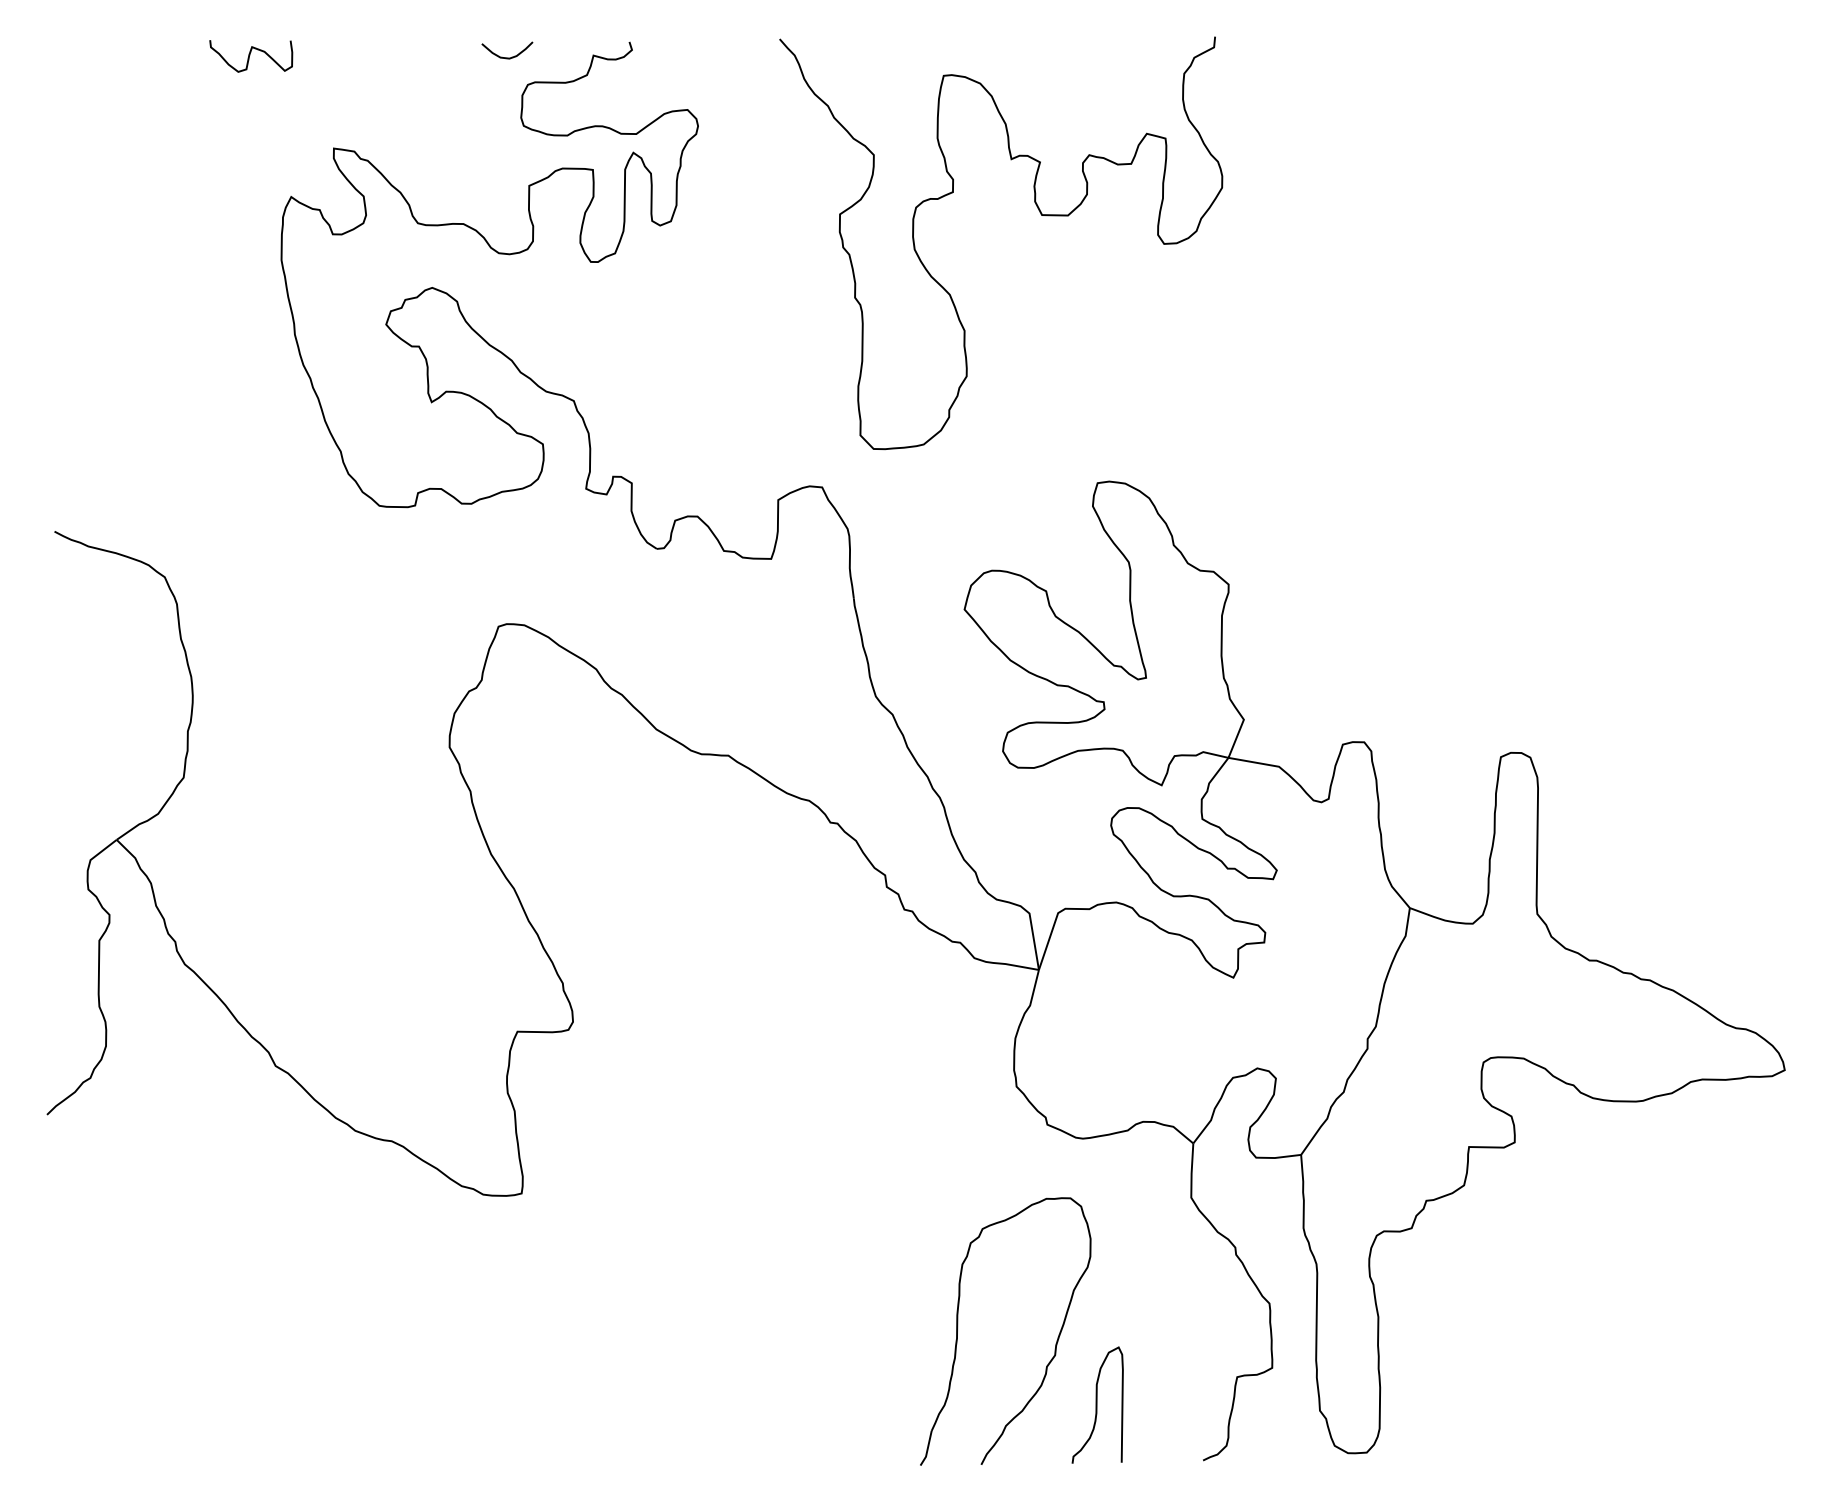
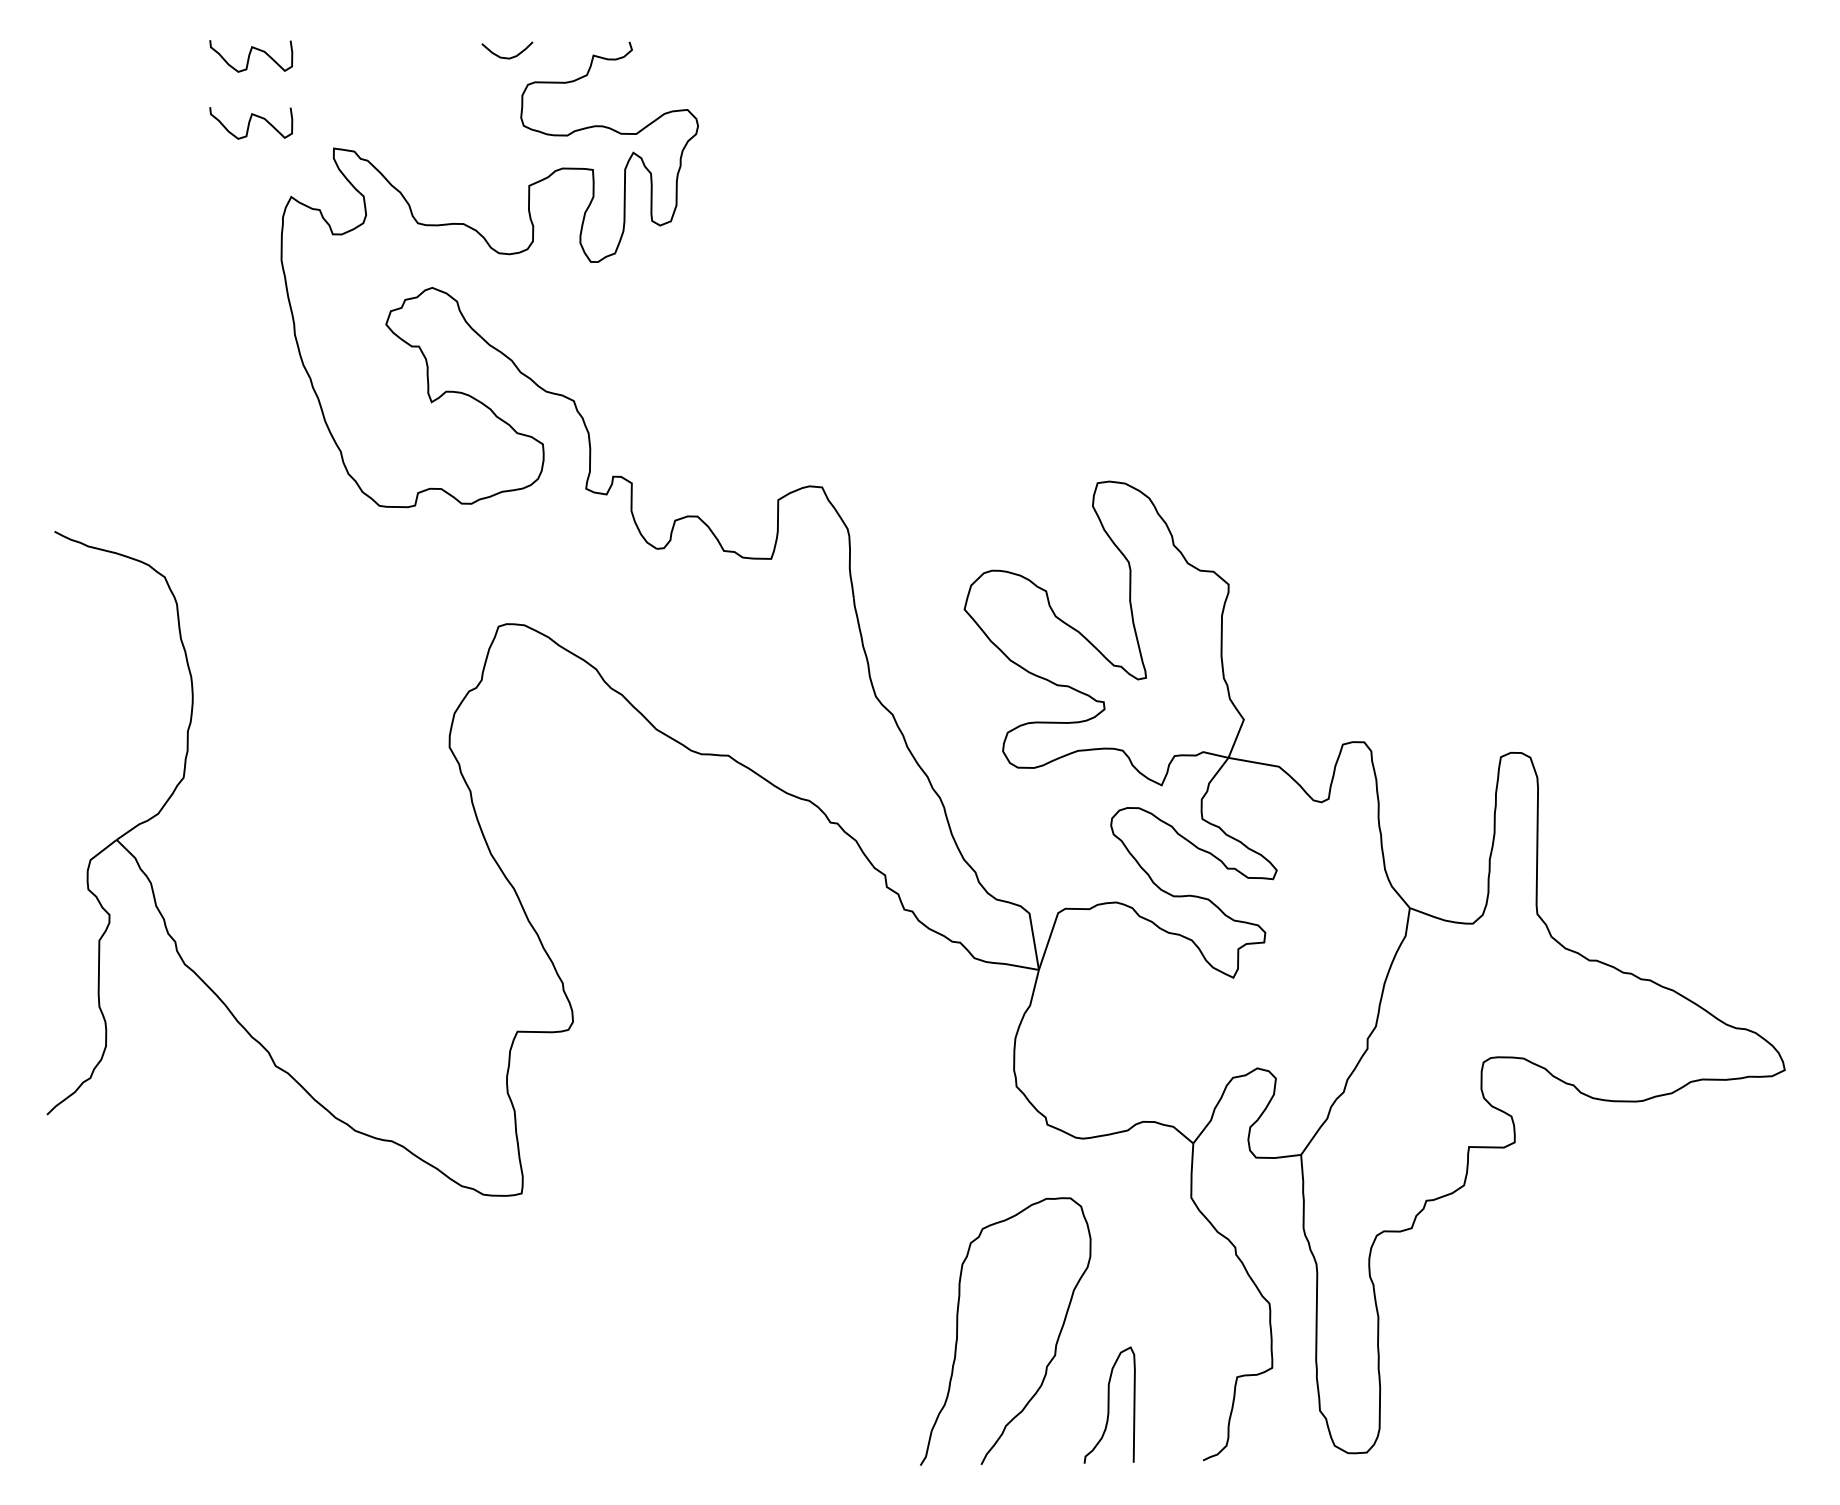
curve: none -> present (250, 122)
curve: present -> none (1040, 214)
curve position: (1097, 1404) -> (1109, 1404) (1109, 1404)
